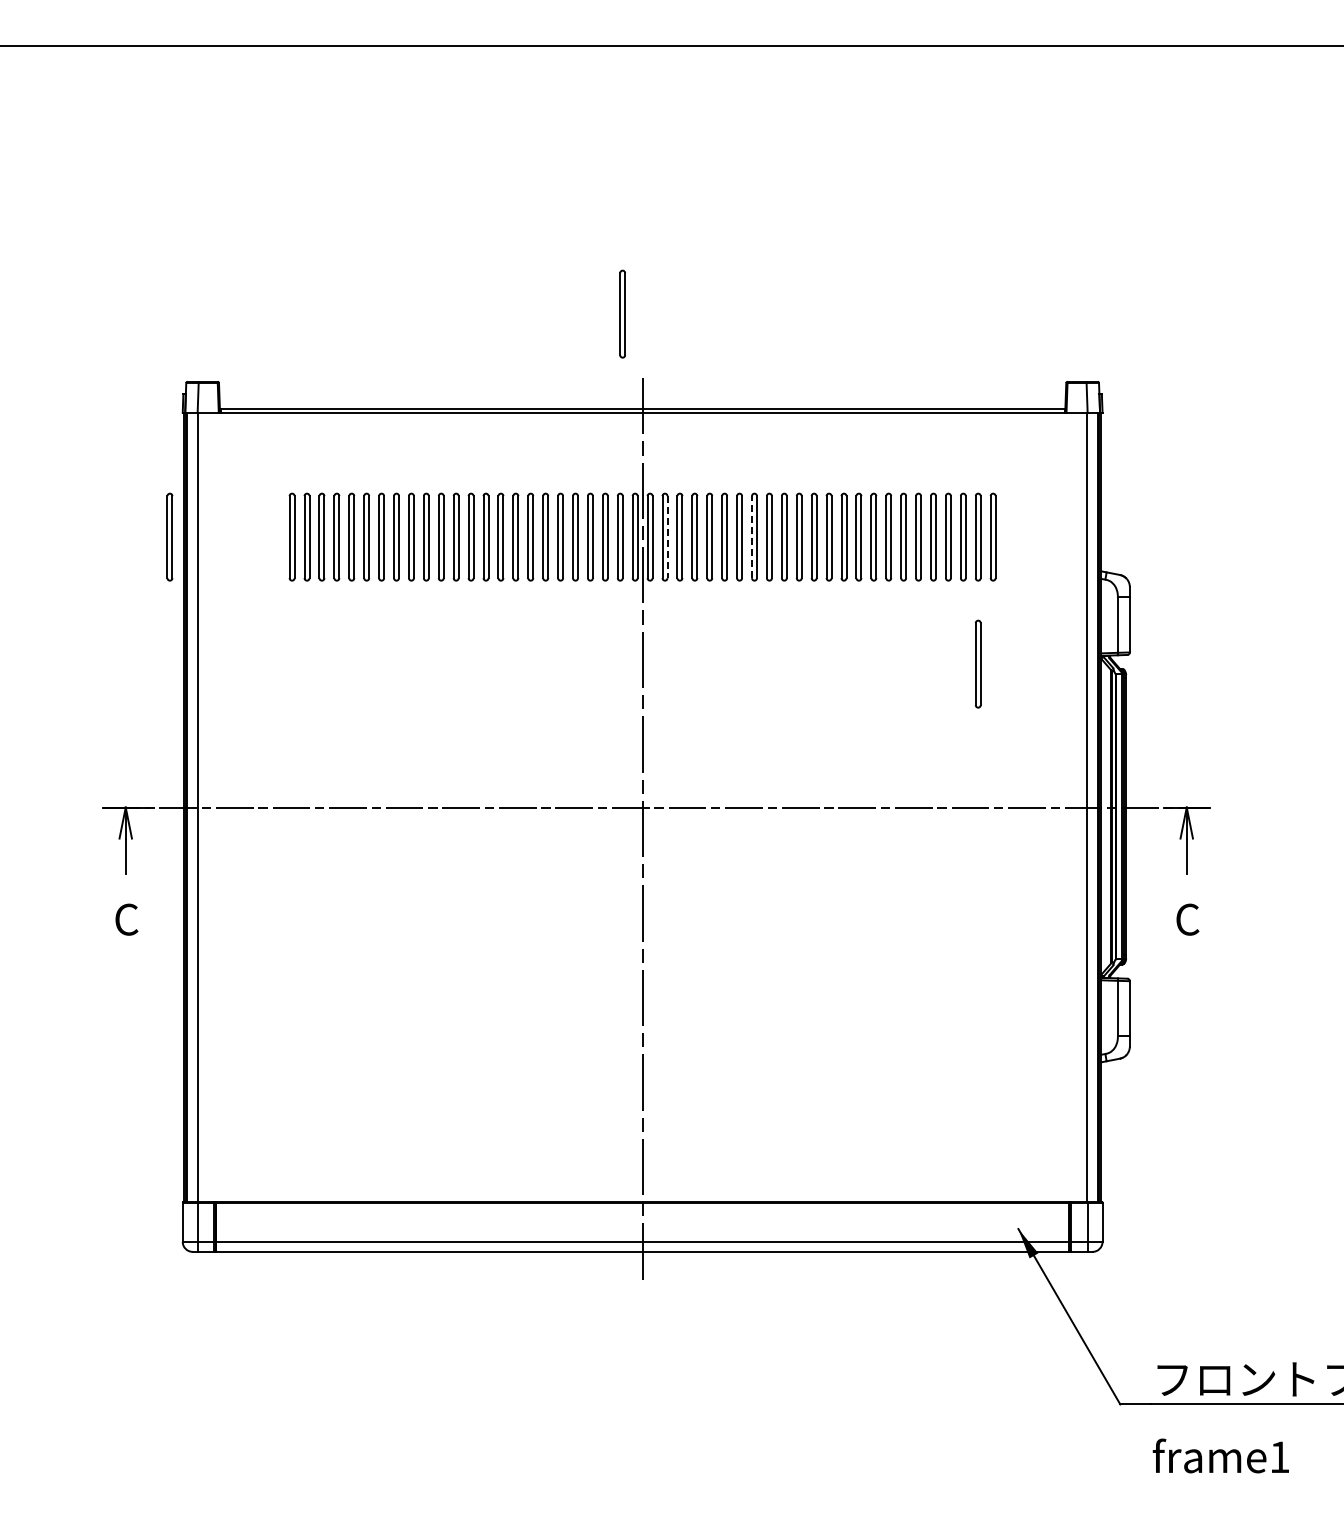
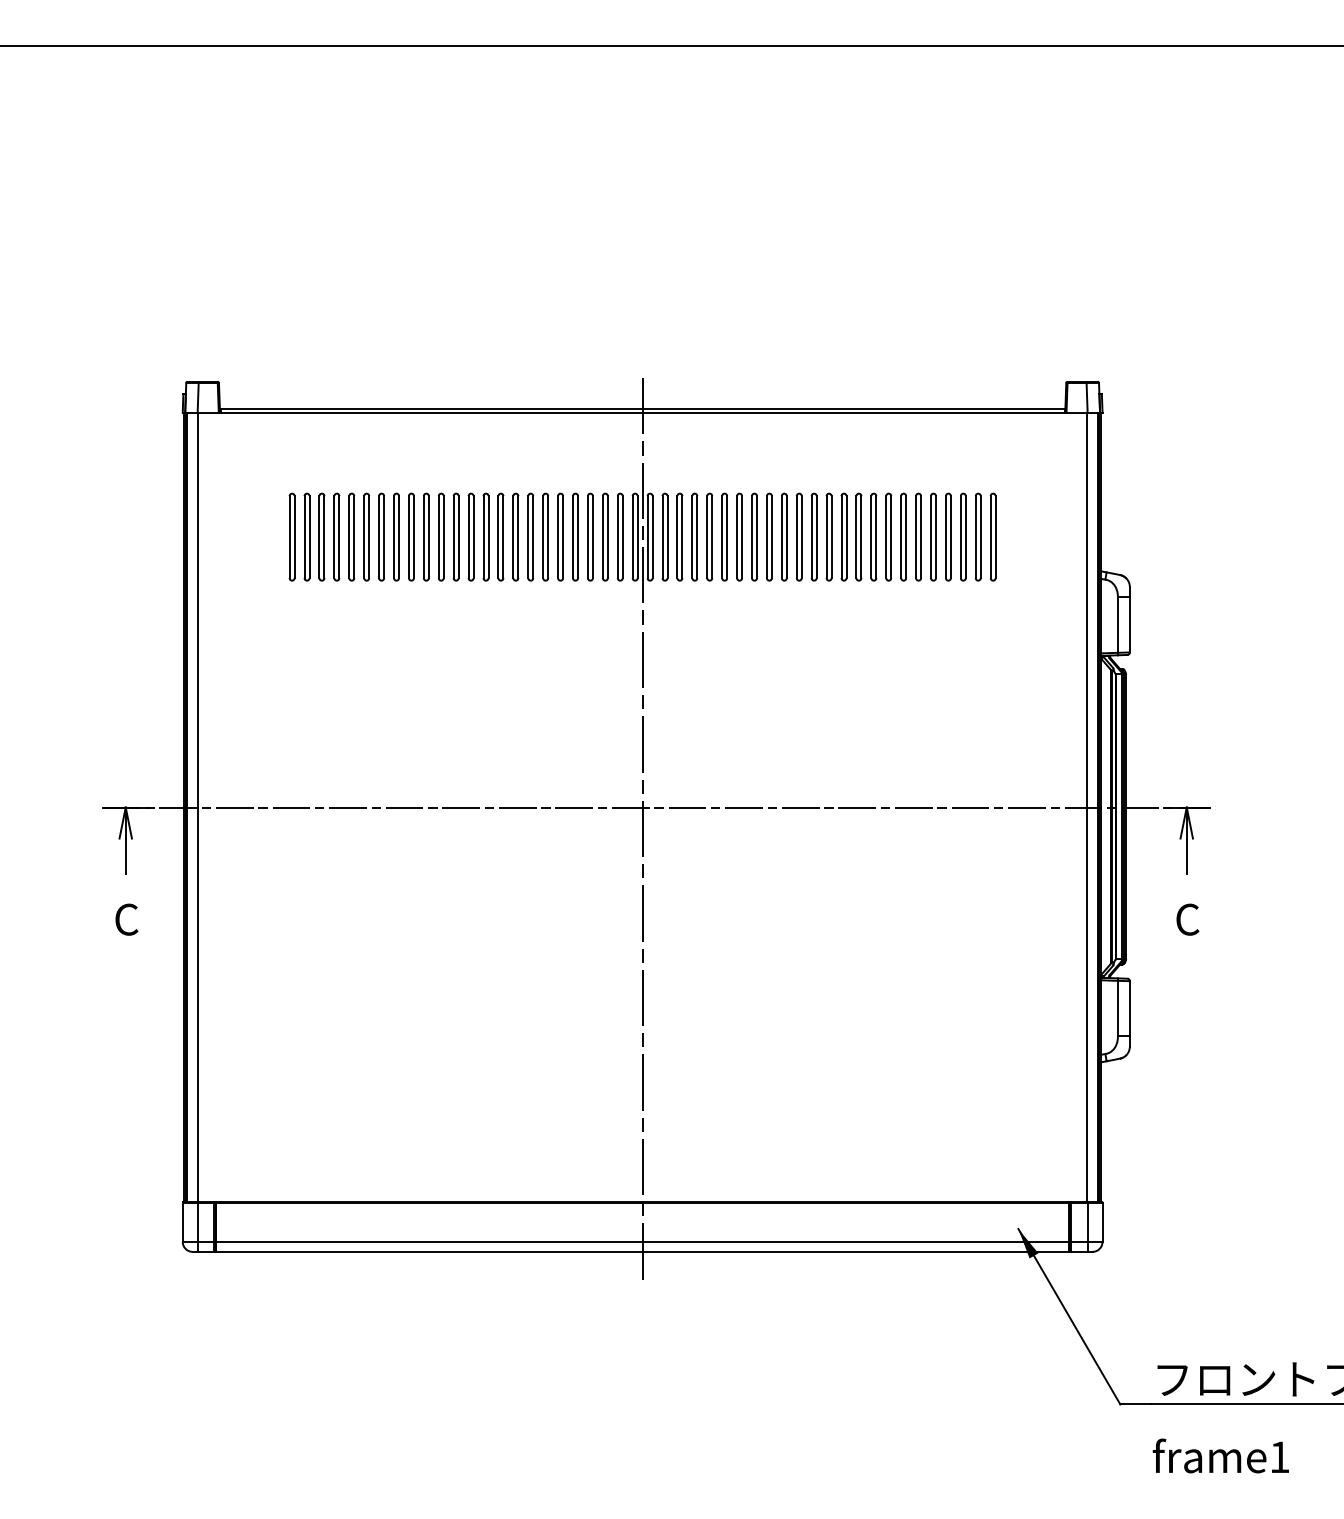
part: present -> none (622, 313)
part: present -> none (169, 536)
line: dashed -> solid (752, 536)
line: dashed -> solid (667, 537)
part: present -> none (977, 663)
